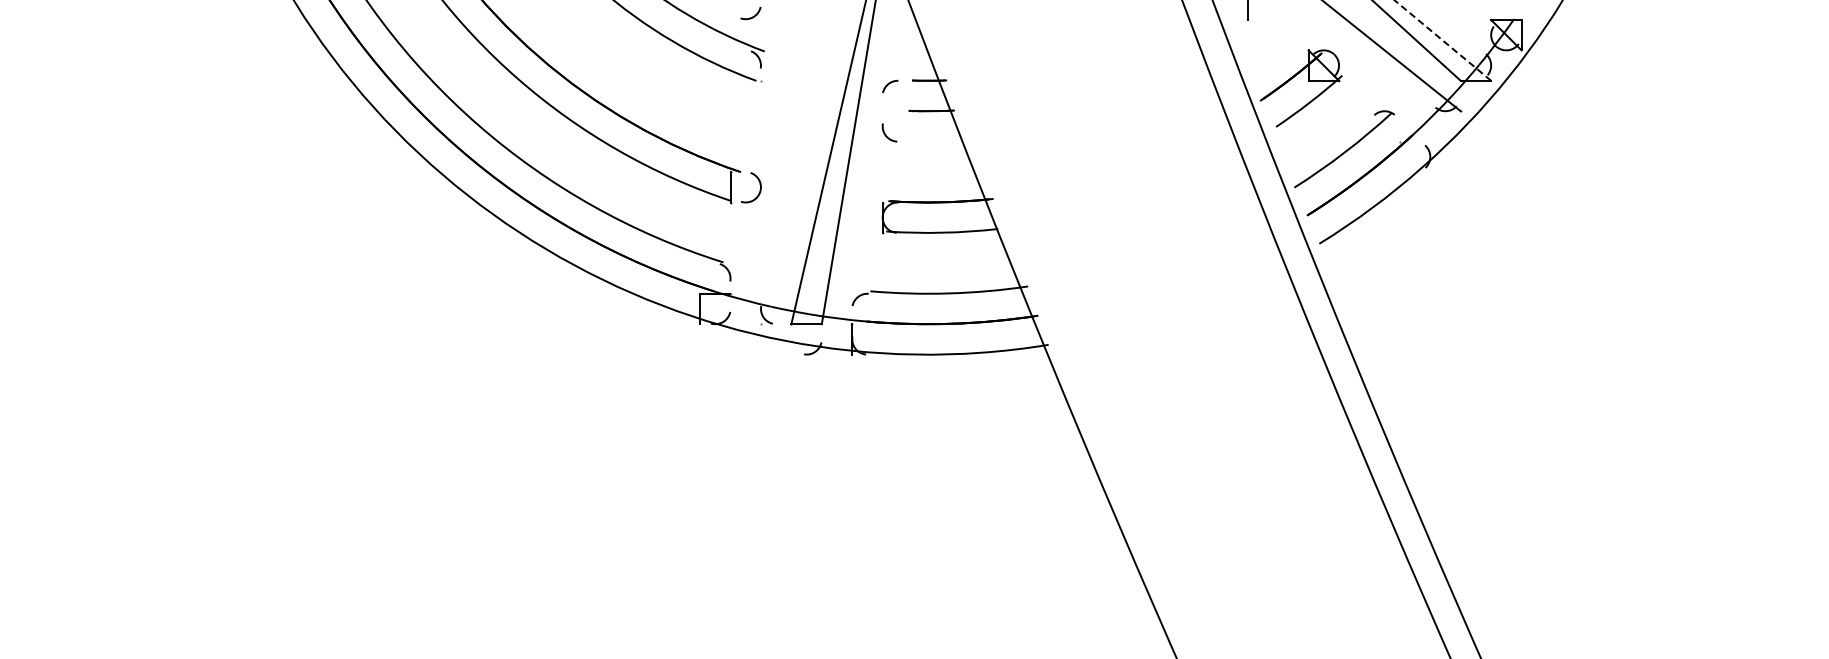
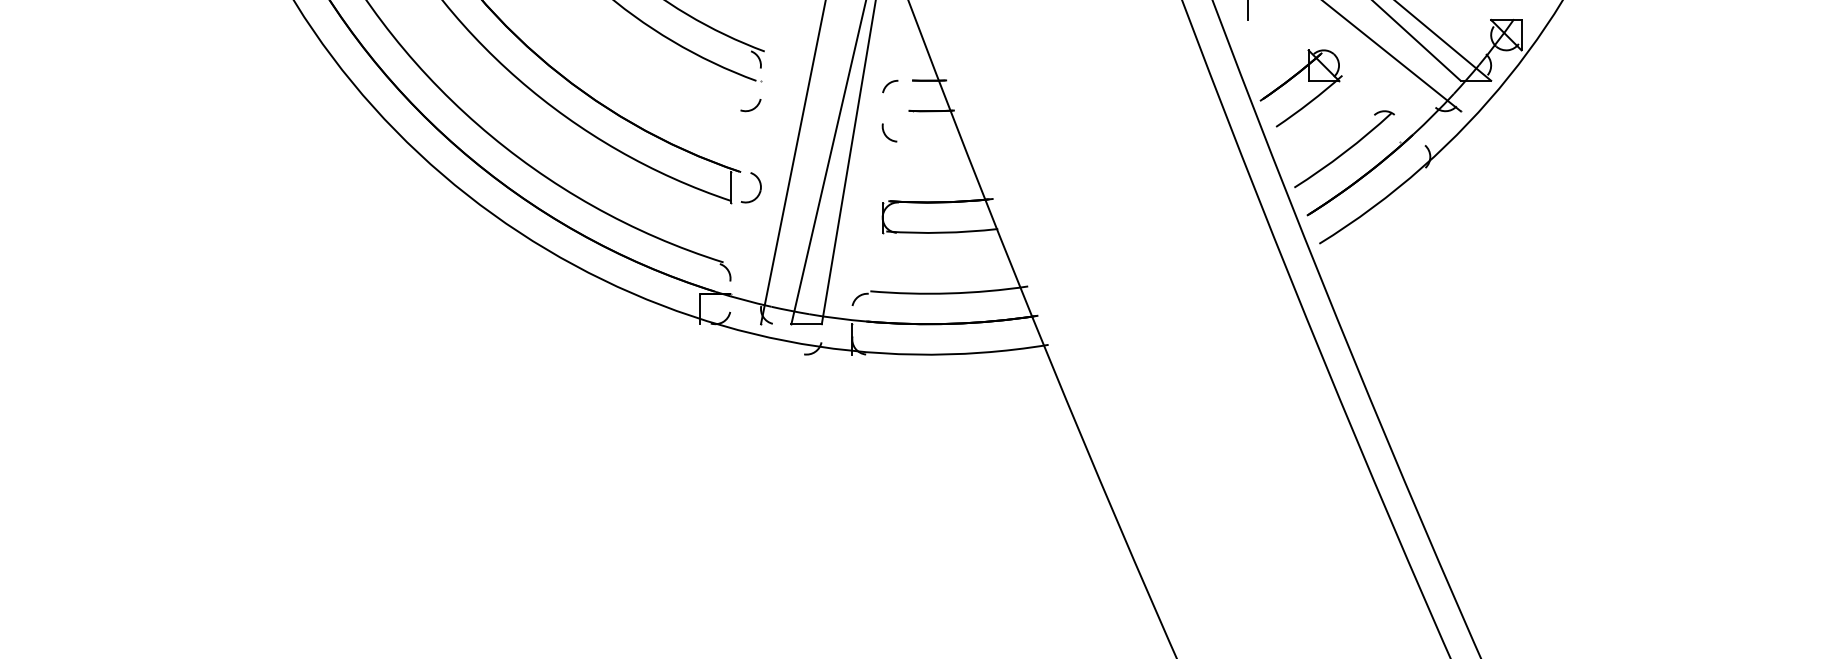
curve position: (752, 16) -> (752, 108) (752, 108)
line: dashed -> solid (1442, 40)
line: none -> present (792, 163)
